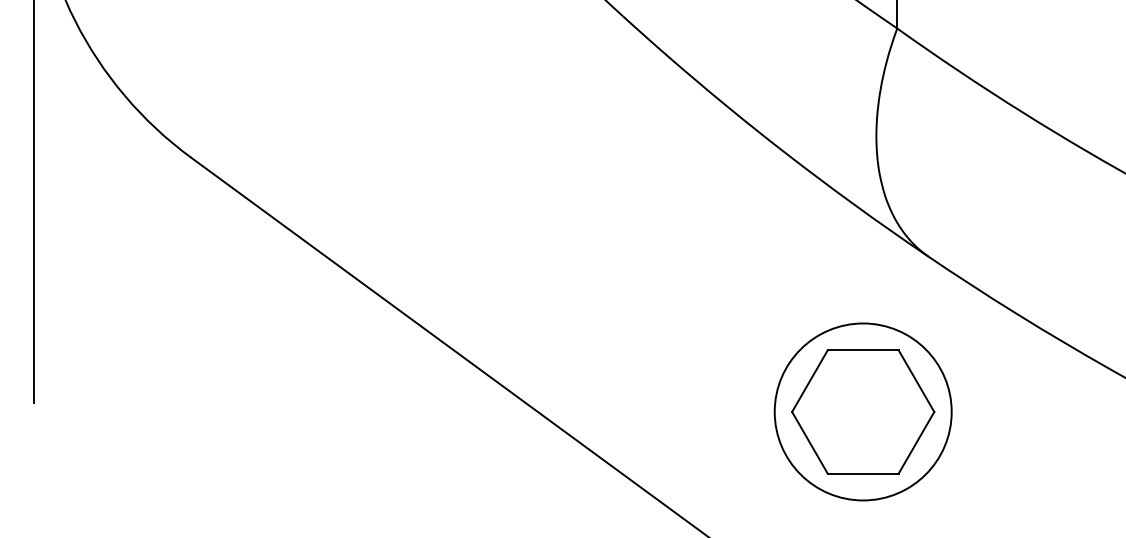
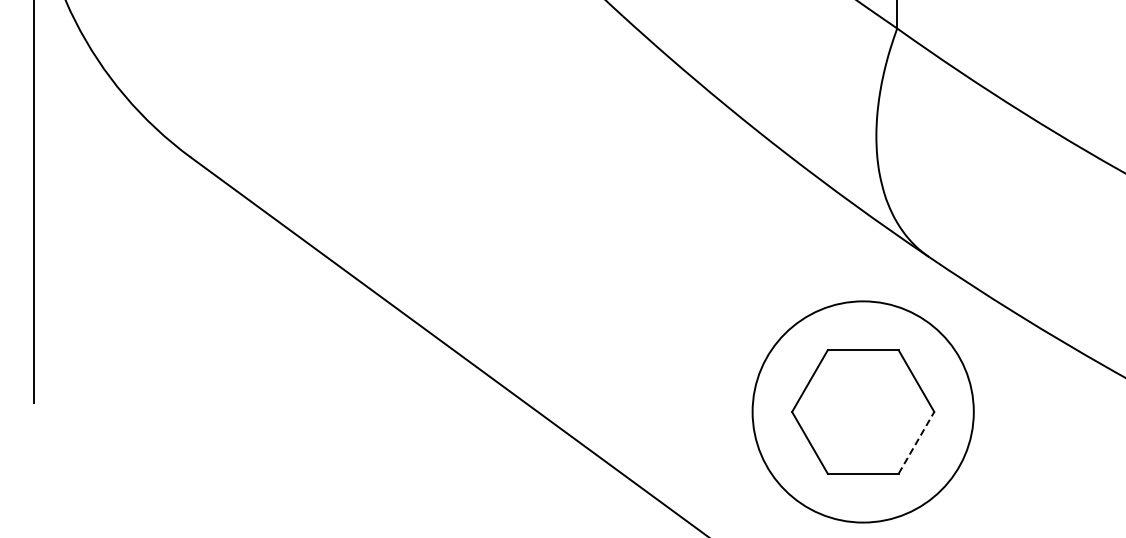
circle diameter: 177 px -> 221 px (862, 411)
line: solid -> dashed (916, 442)
